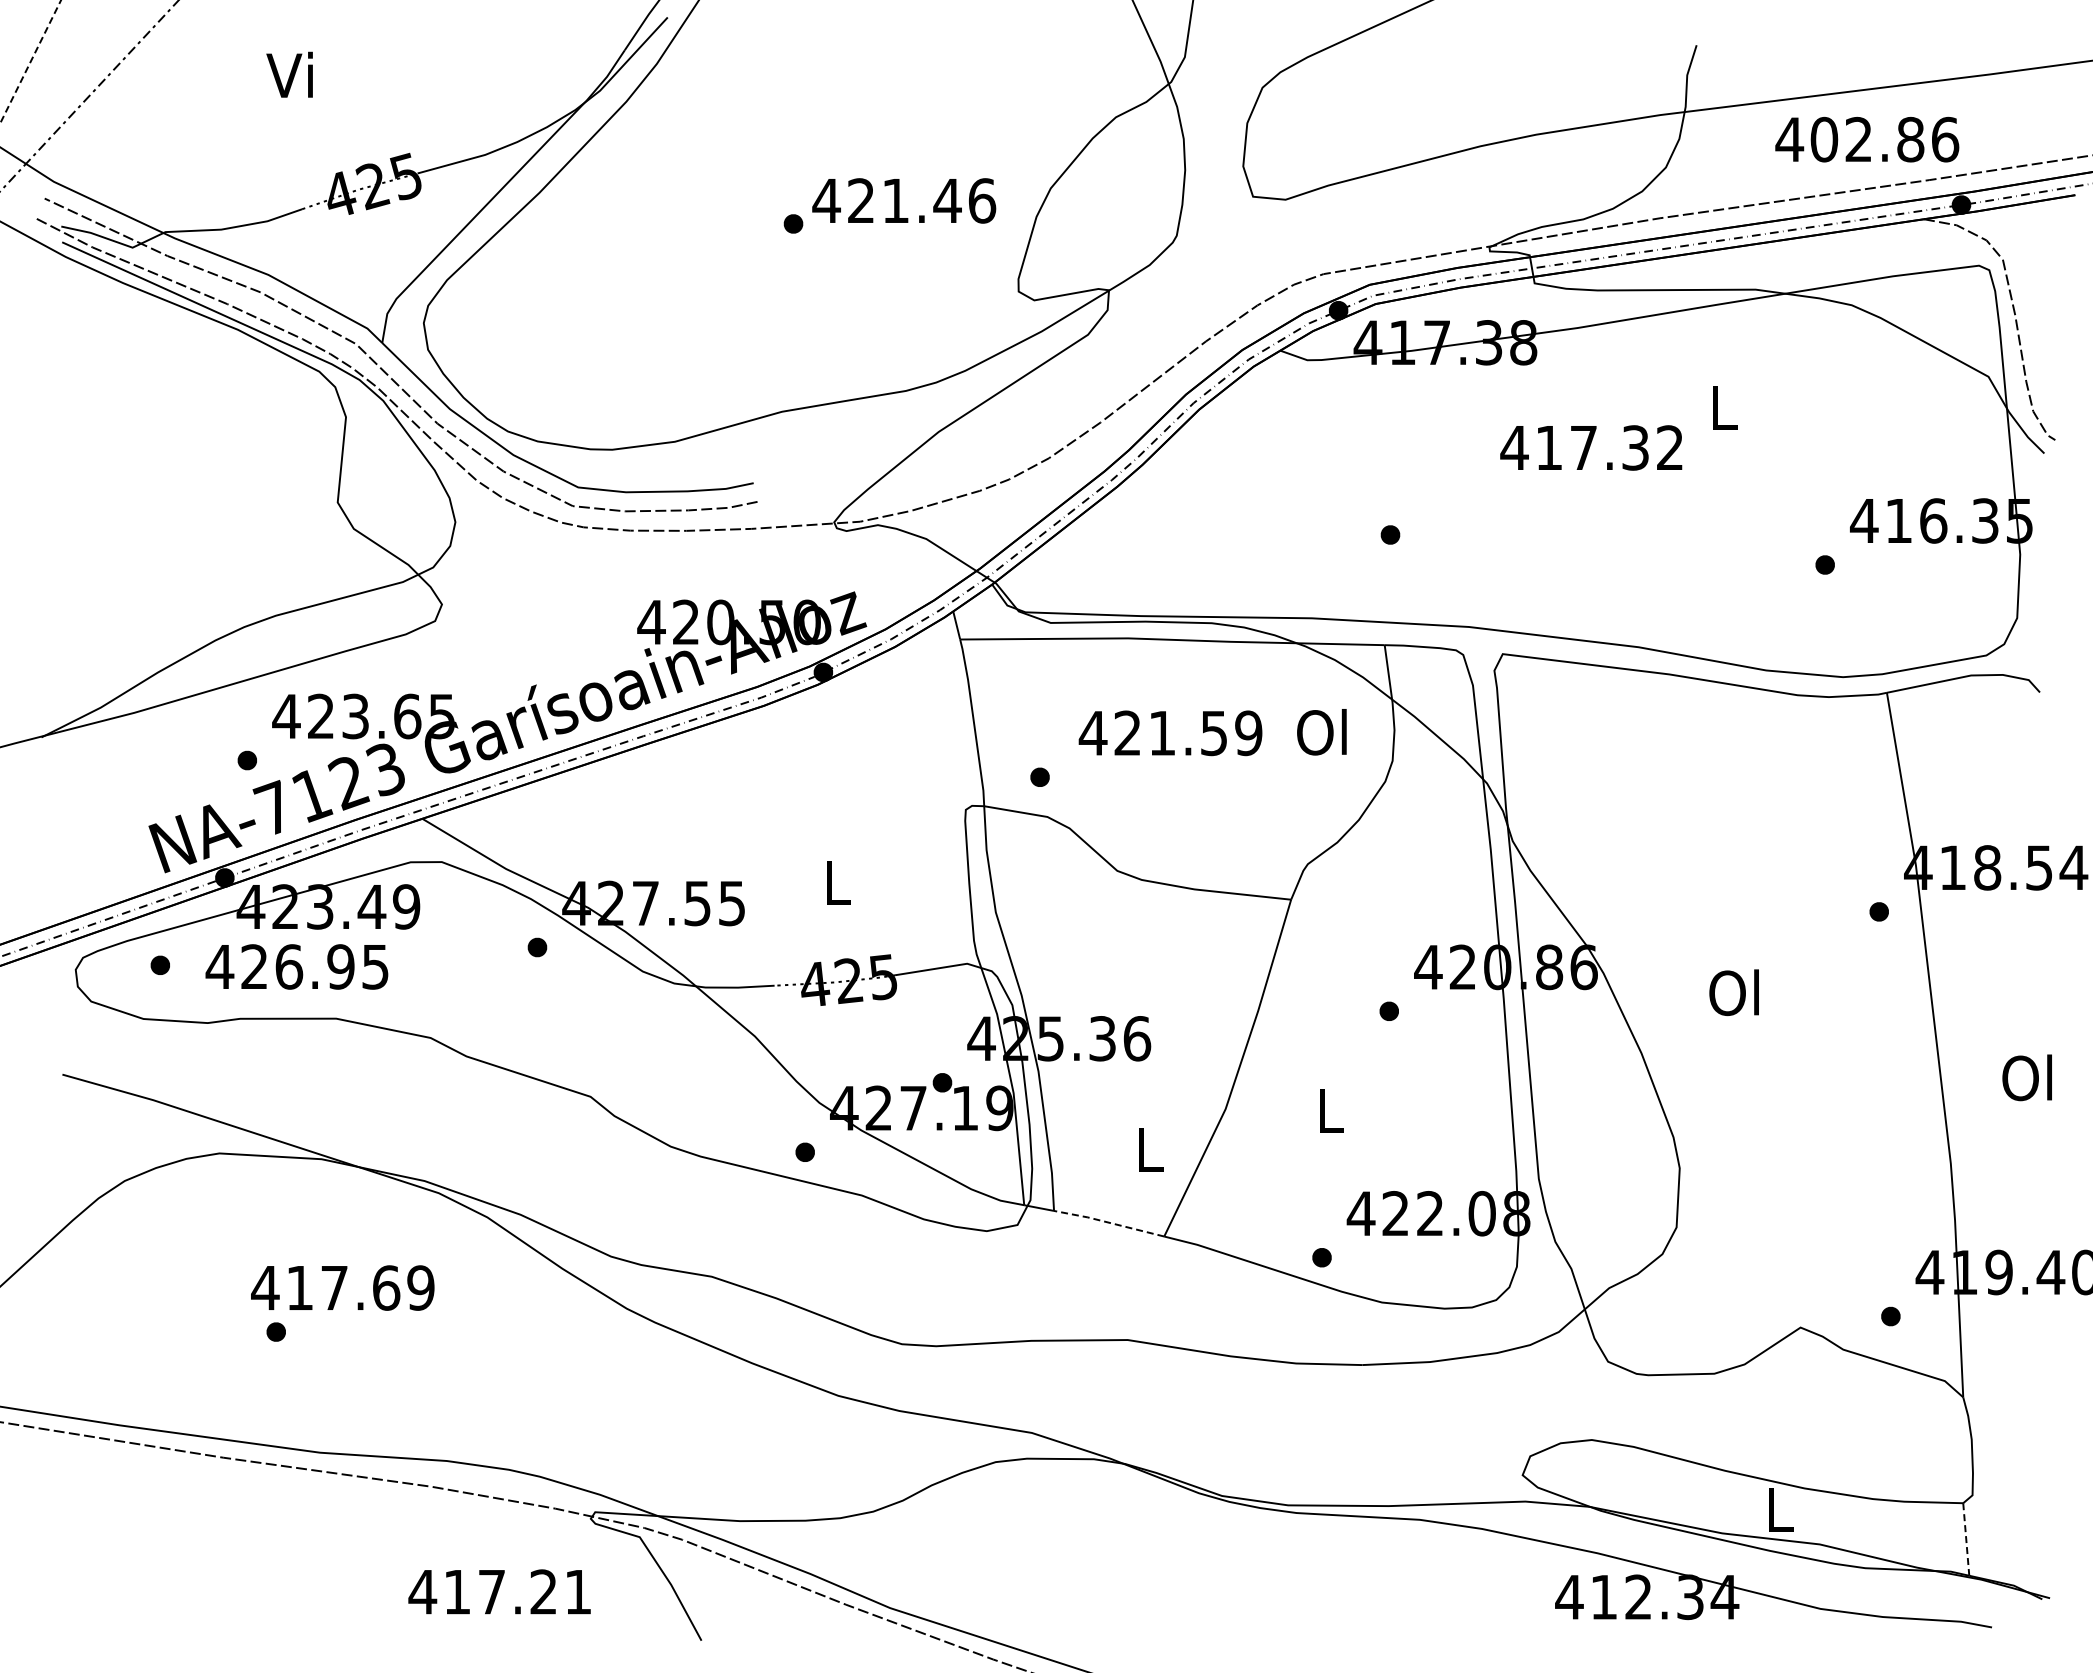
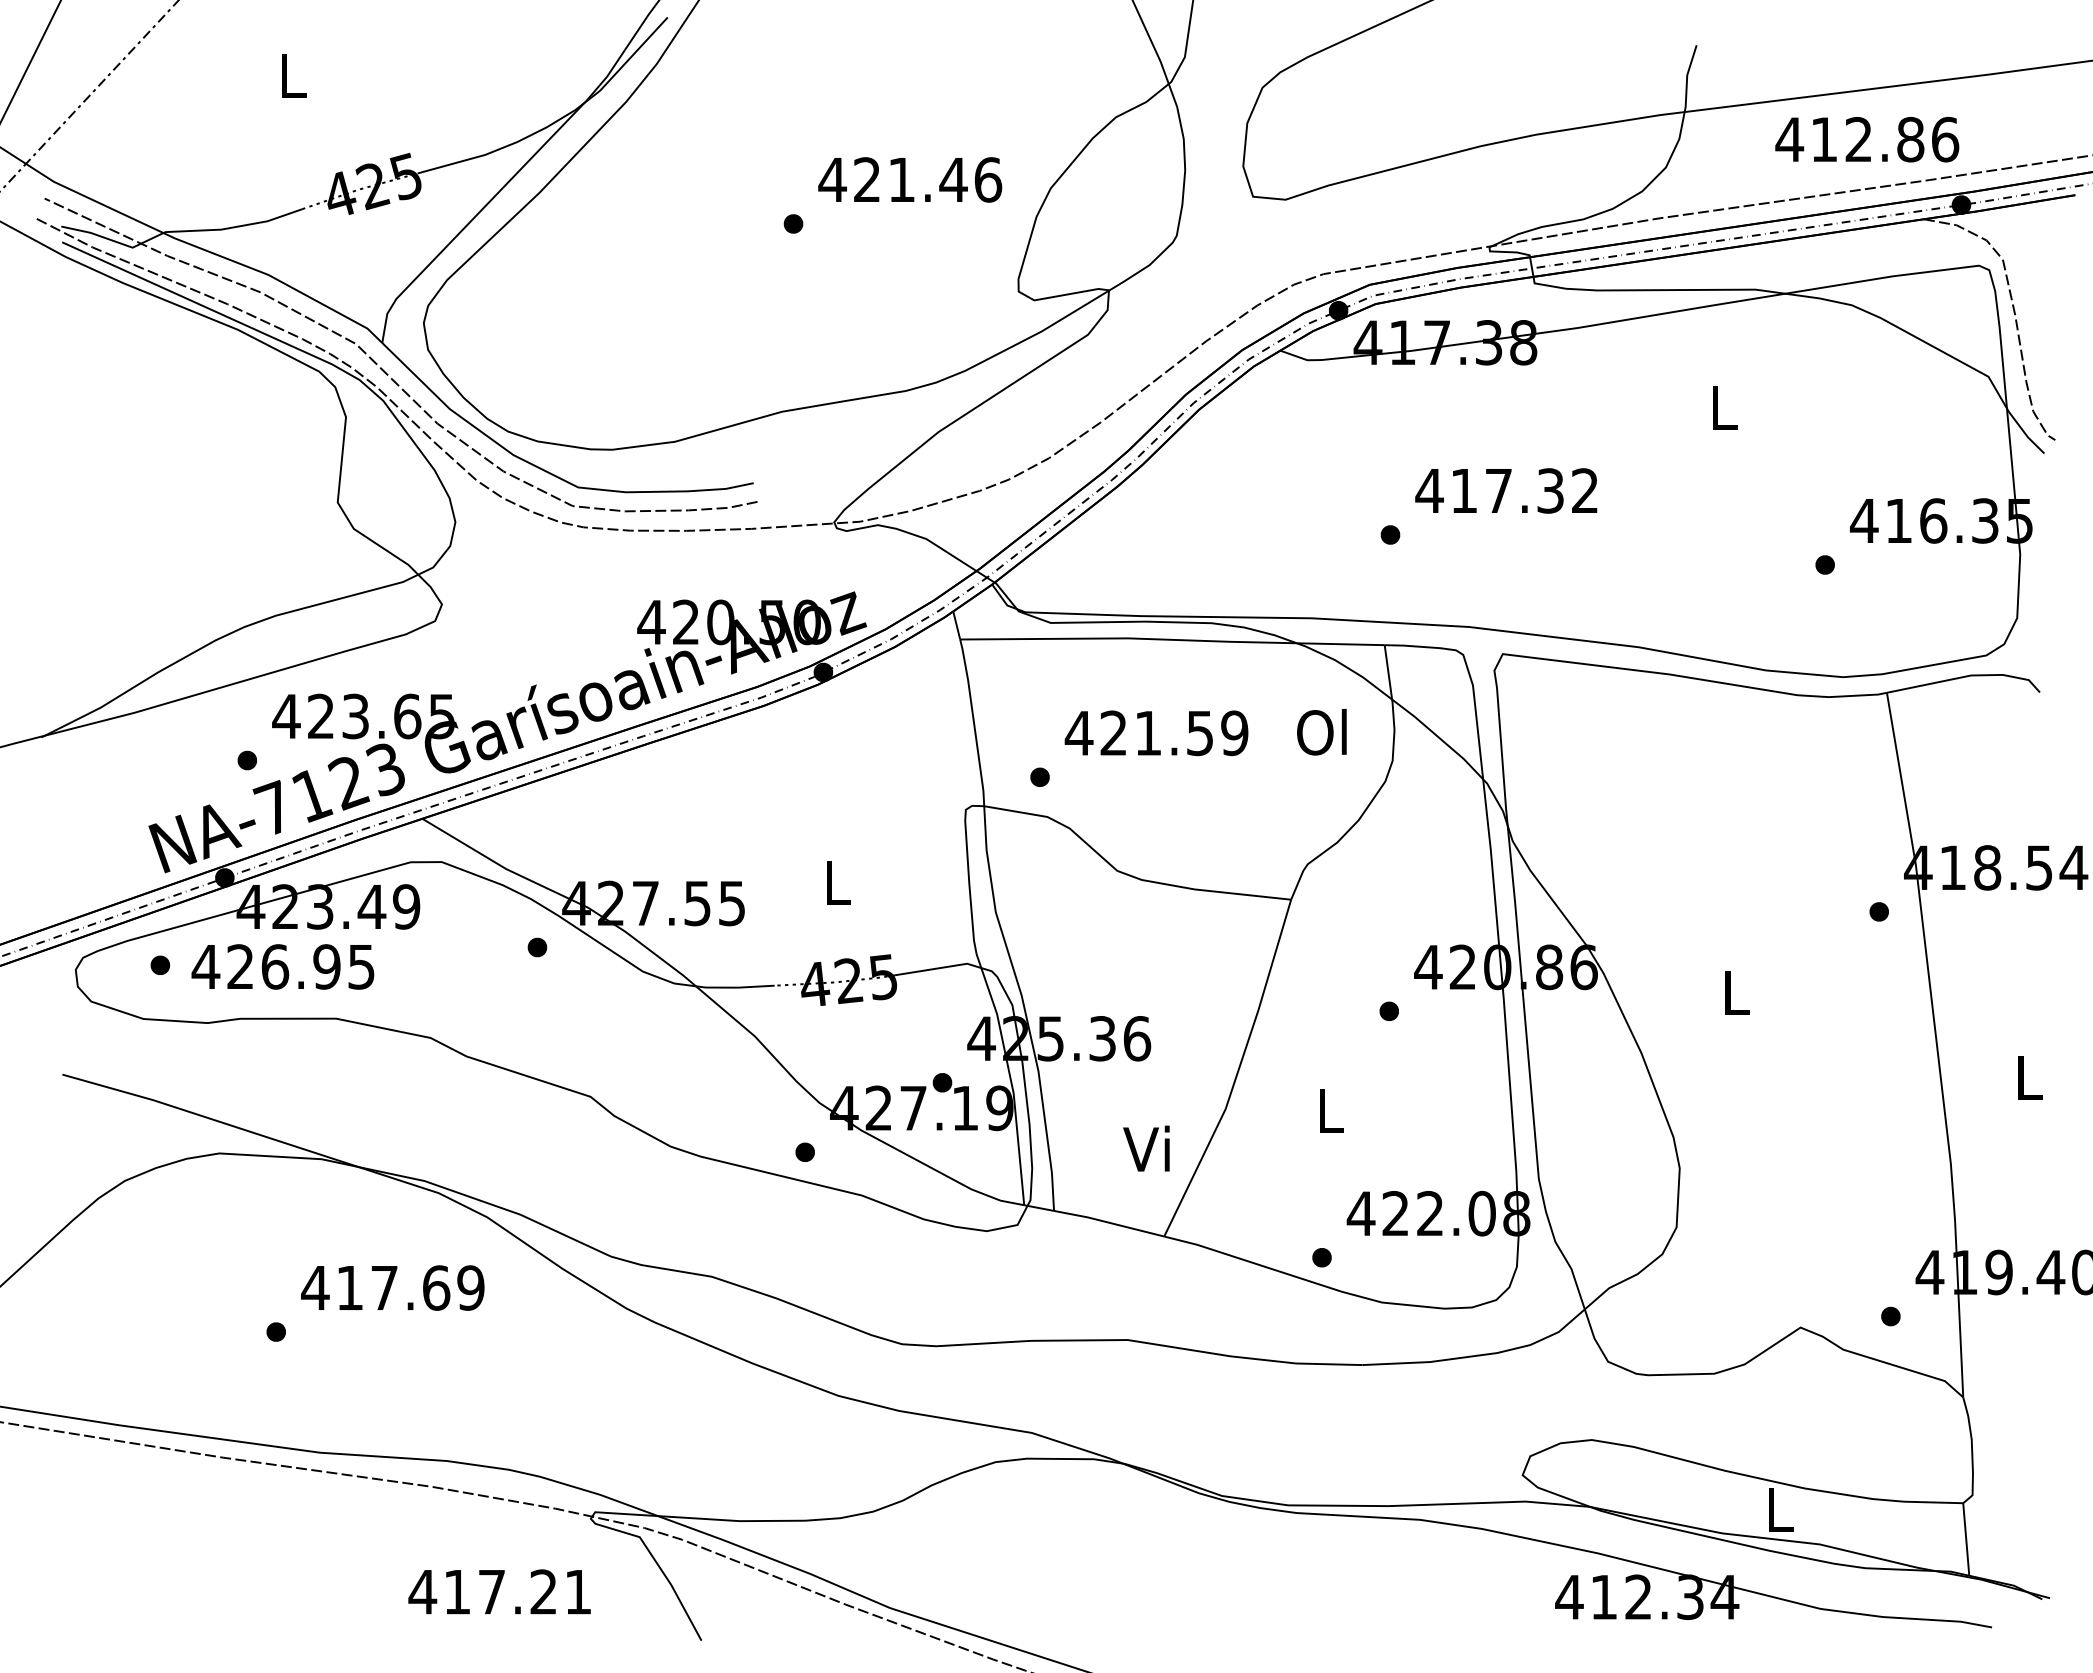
line: dashed -> solid (30, 61)
text: Vi -> L (289, 74)
text: 402.86 -> 412.86 (1824, 139)
text position: (904, 200) -> (910, 179) (910, 179)
text position: (1591, 447) -> (1506, 490) (1506, 490)
text position: (1170, 733) -> (1156, 733) (1156, 733)
text position: (296, 966) -> (282, 966) (282, 966)
text: Ol -> L (1733, 992)
text: Ol -> L (2026, 1077)
text: L -> Vi (1146, 1148)
line: dashed -> solid (1108, 1222)
text position: (342, 1287) -> (392, 1287) (392, 1287)
line: dashed -> solid (1966, 1539)
